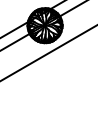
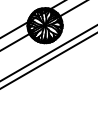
line: none -> present (48, 60)
